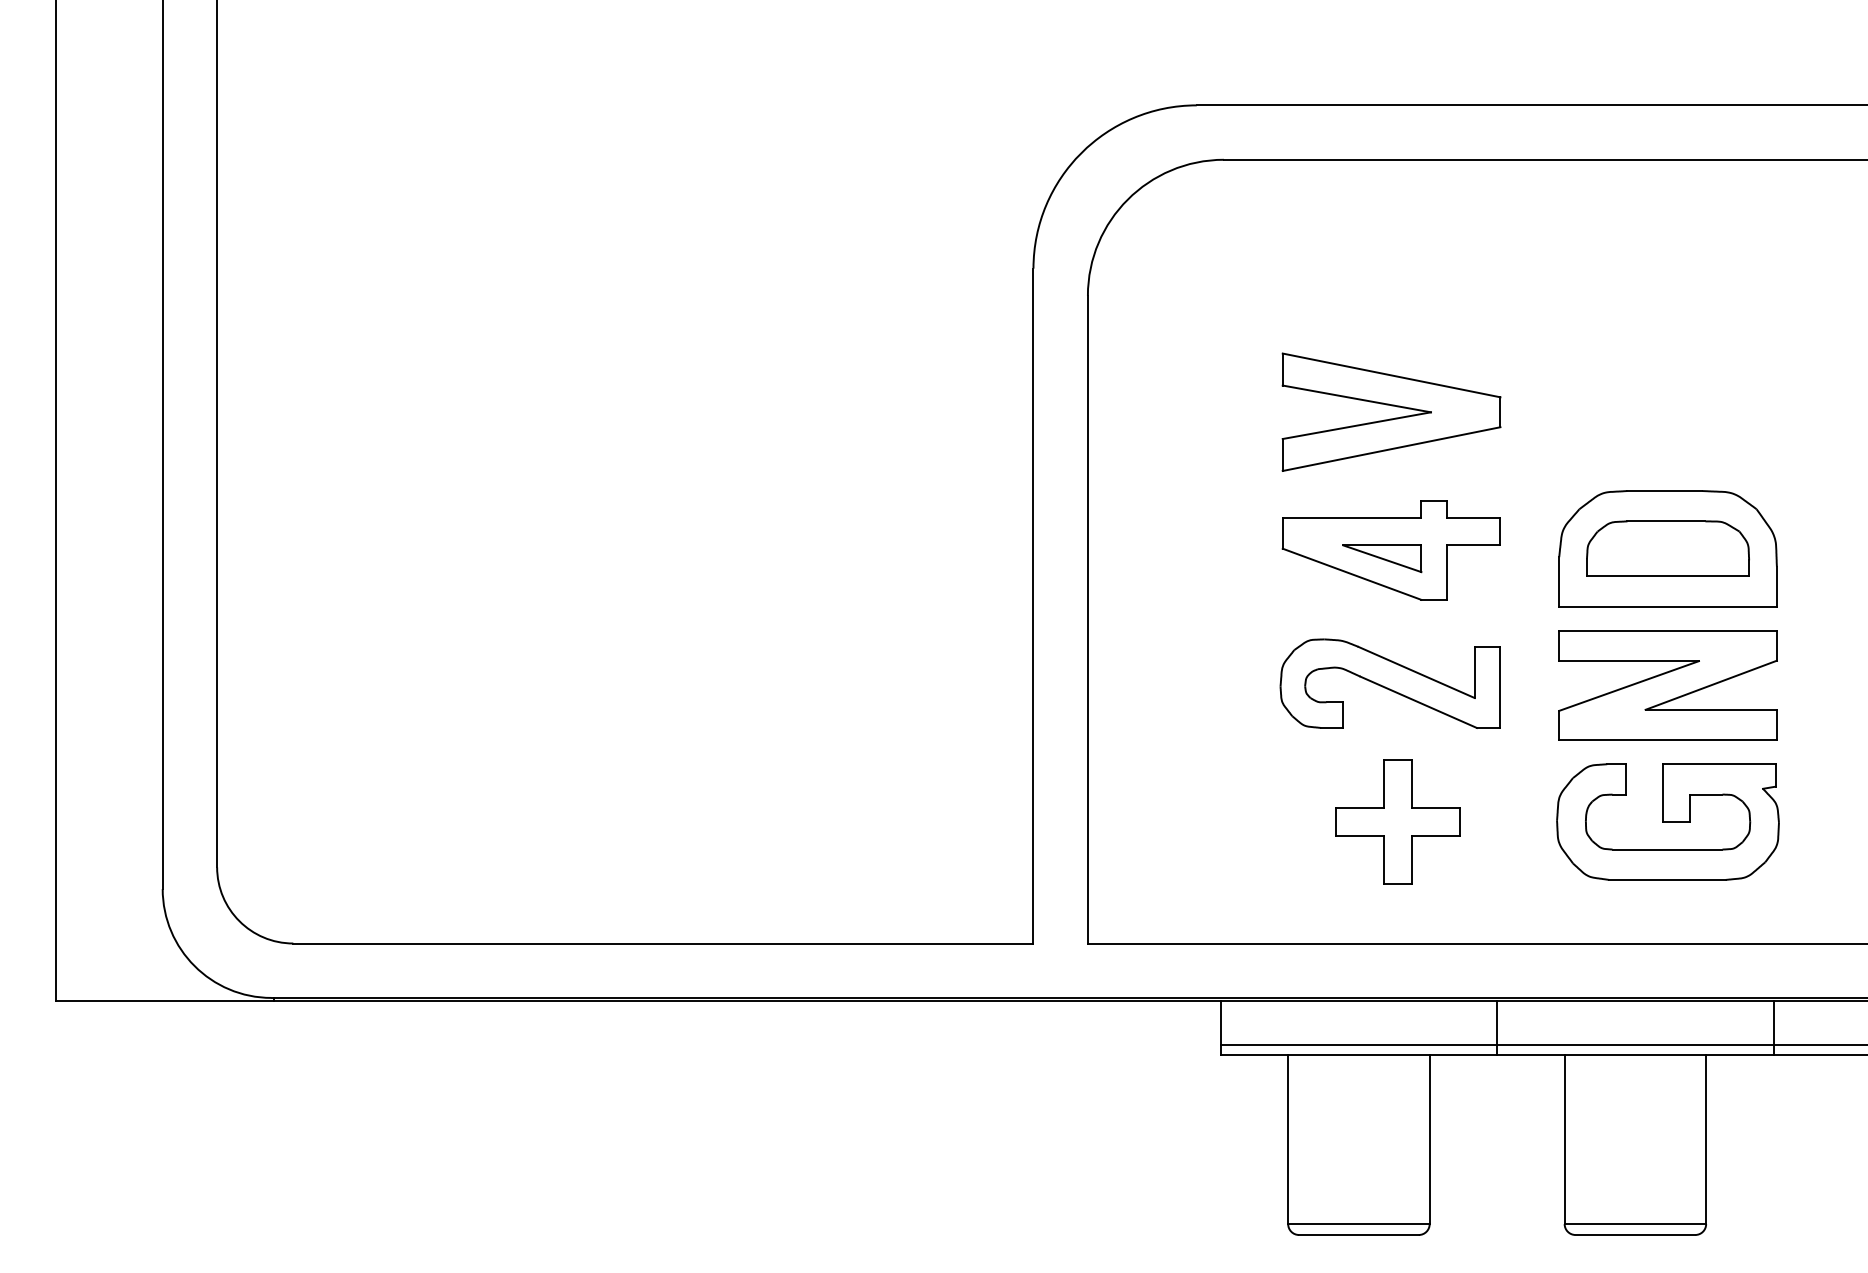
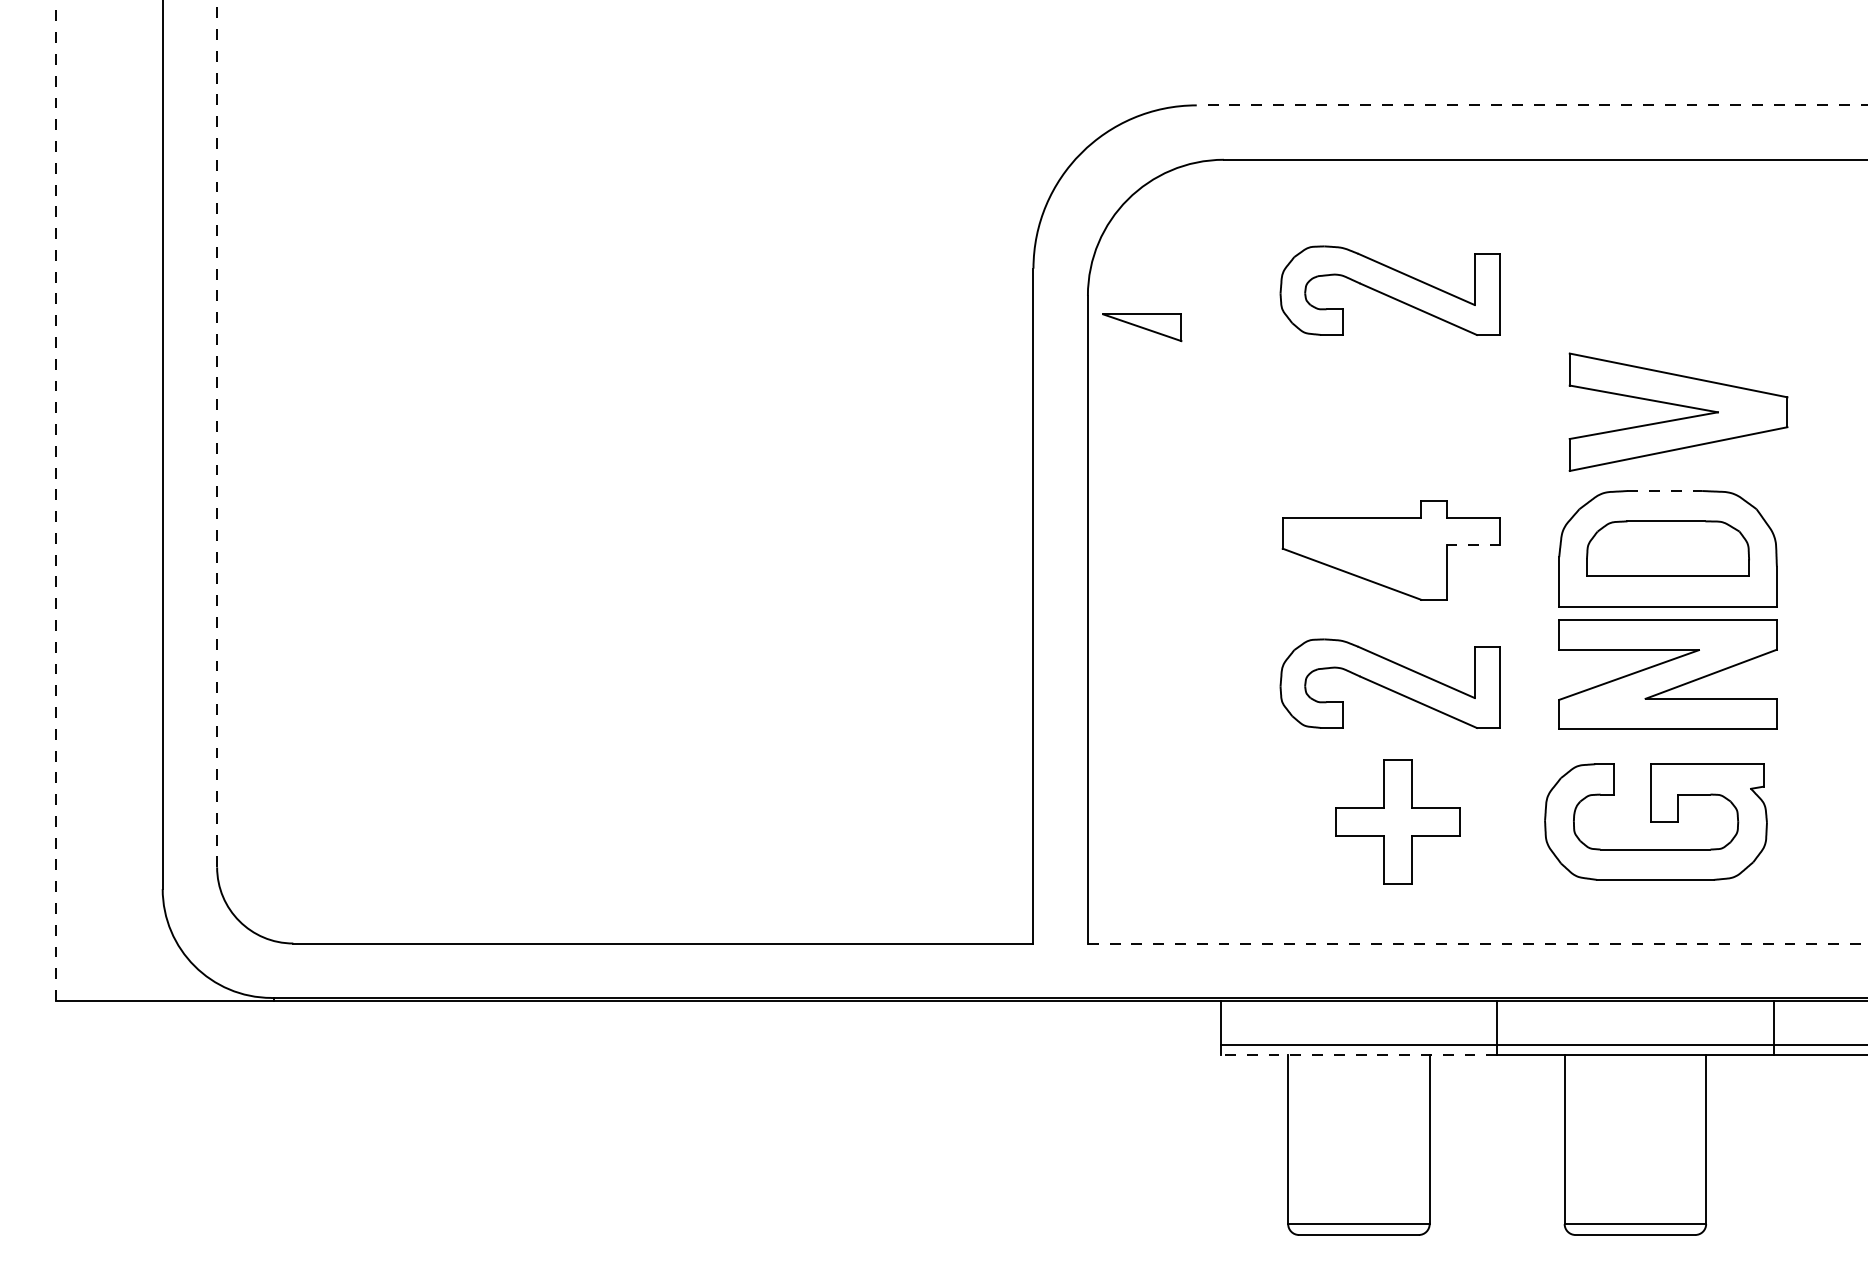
line: solid -> dashed (1531, 105)
part: none -> present (1389, 290)
part position: (1391, 411) -> (1678, 411) (1678, 411)
line: solid -> dashed (217, 434)
line: solid -> dashed (1665, 491)
line: solid -> dashed (56, 501)
line: solid -> dashed (1473, 545)
part position: (1382, 558) -> (1142, 327) (1142, 327)
part position: (1667, 685) -> (1667, 674) (1667, 674)
part position: (1667, 821) -> (1655, 821) (1655, 821)
line: solid -> dashed (1477, 943)
line: solid -> dashed (1358, 1055)
